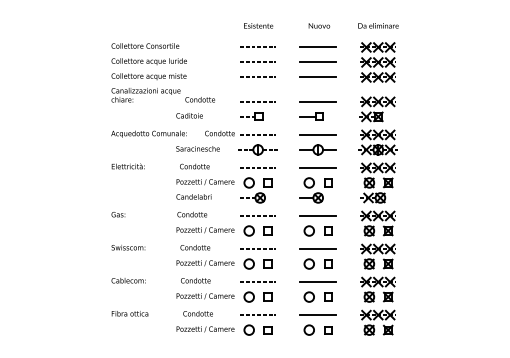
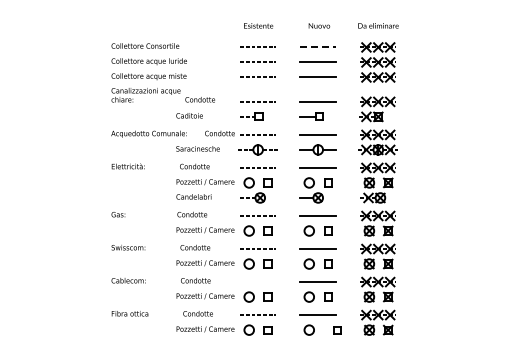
line: solid -> dashed (318, 47)
line: present -> none (258, 282)
part position: (328, 330) -> (337, 330) (337, 330)
